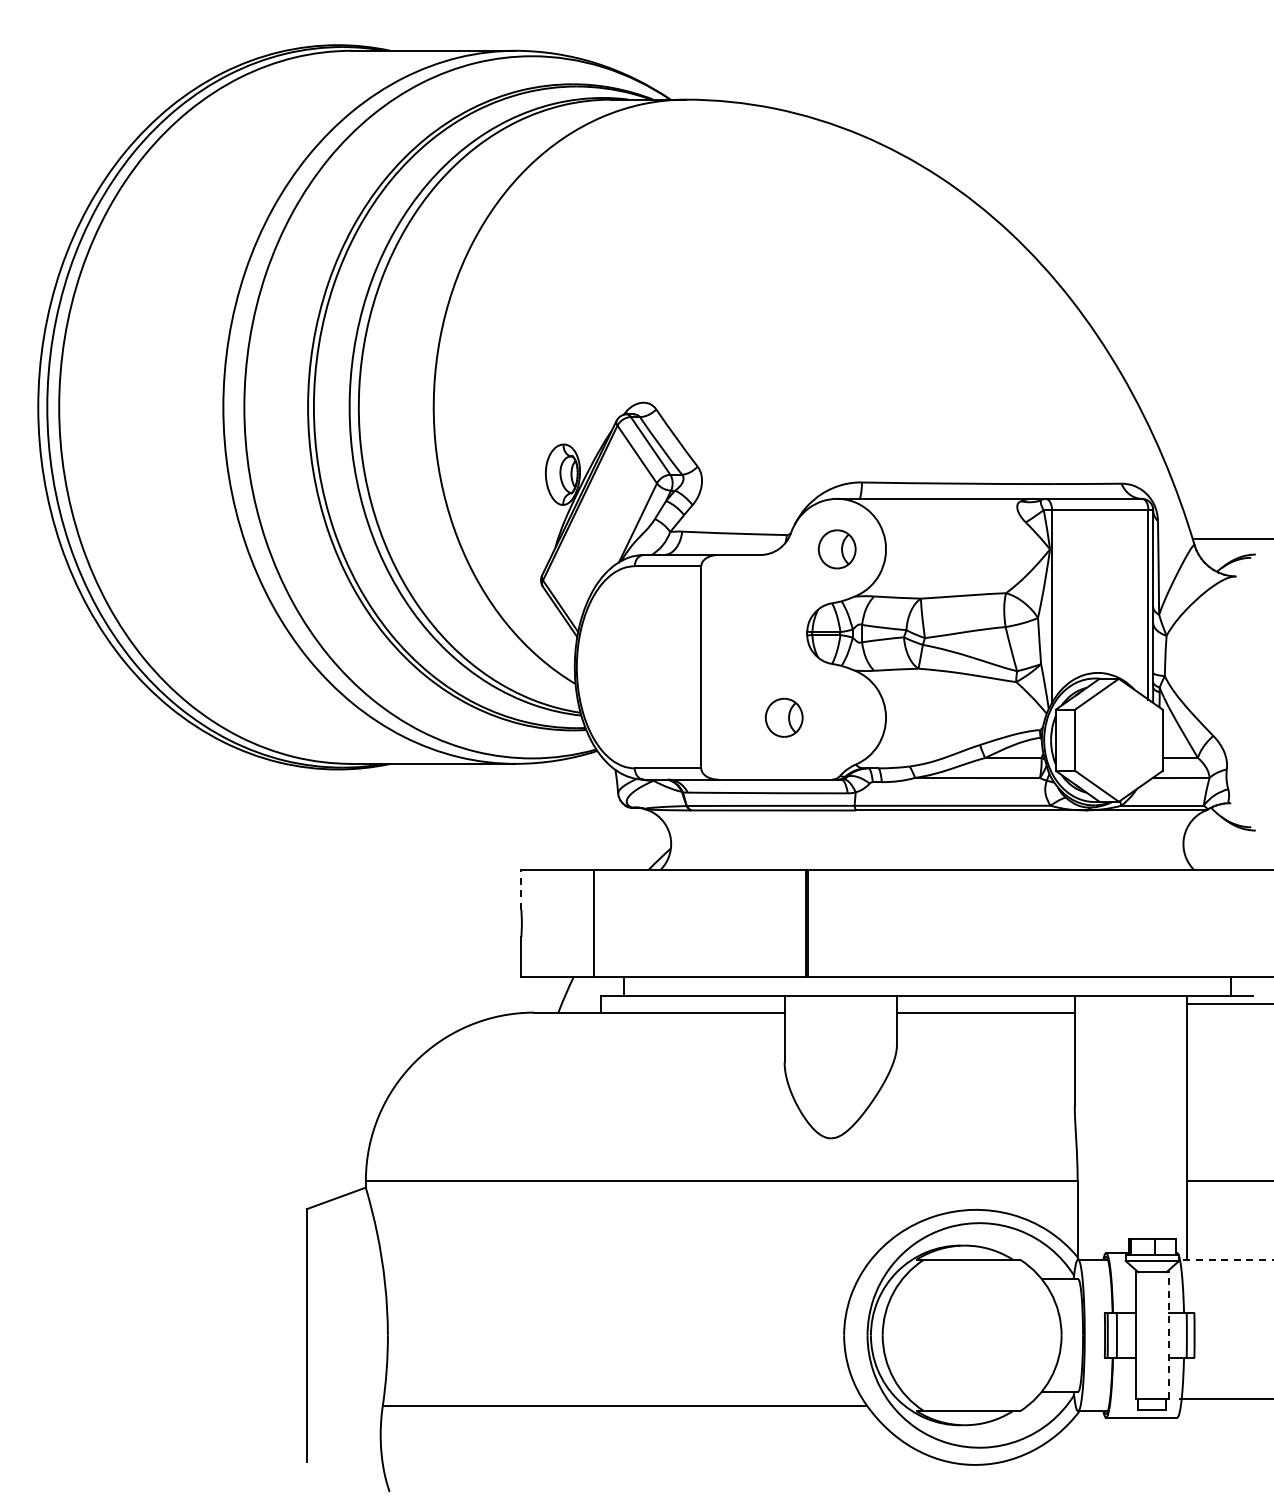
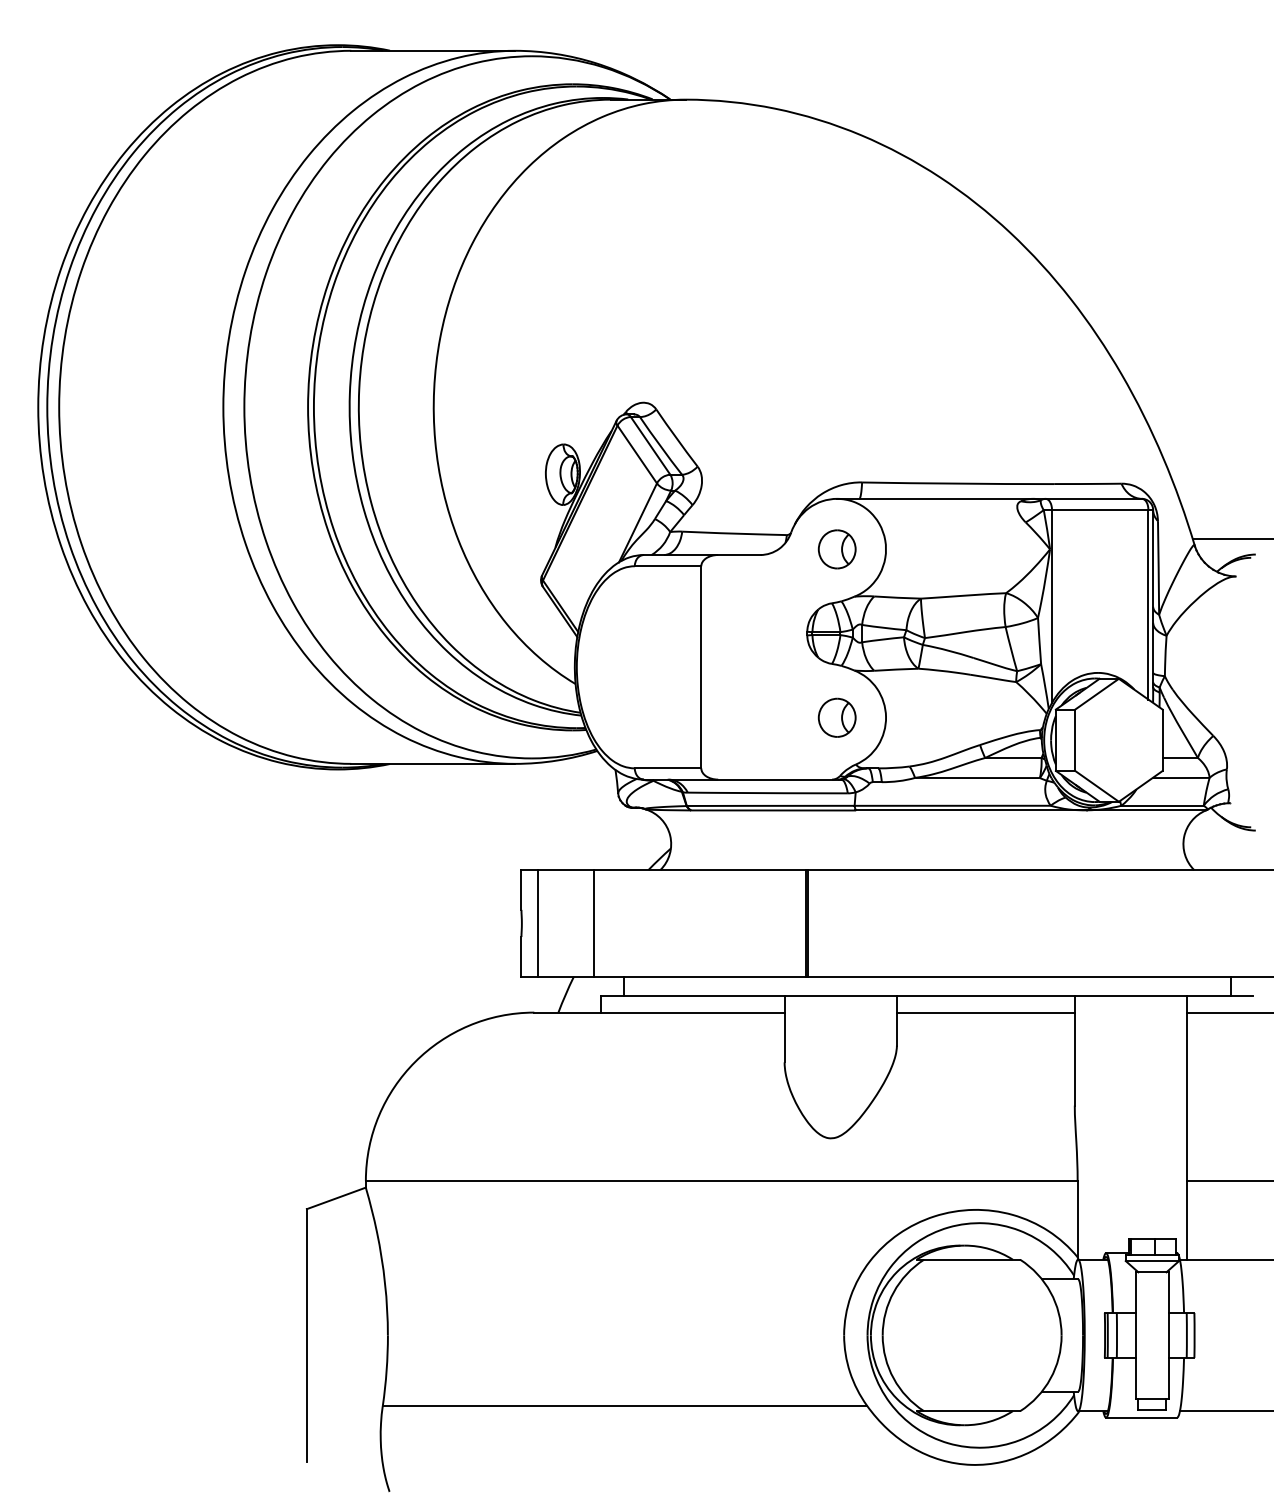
part position: (783, 717) -> (836, 717) (836, 717)
line: dashed -> solid (521, 889)
line: none -> present (538, 923)
line position: (1228, 1003) -> (1228, 1012) (1228, 1012)
line: dashed -> solid (1226, 1259)
line: dashed -> solid (1169, 1334)
line position: (1224, 1399) -> (1224, 1411) (1224, 1411)
